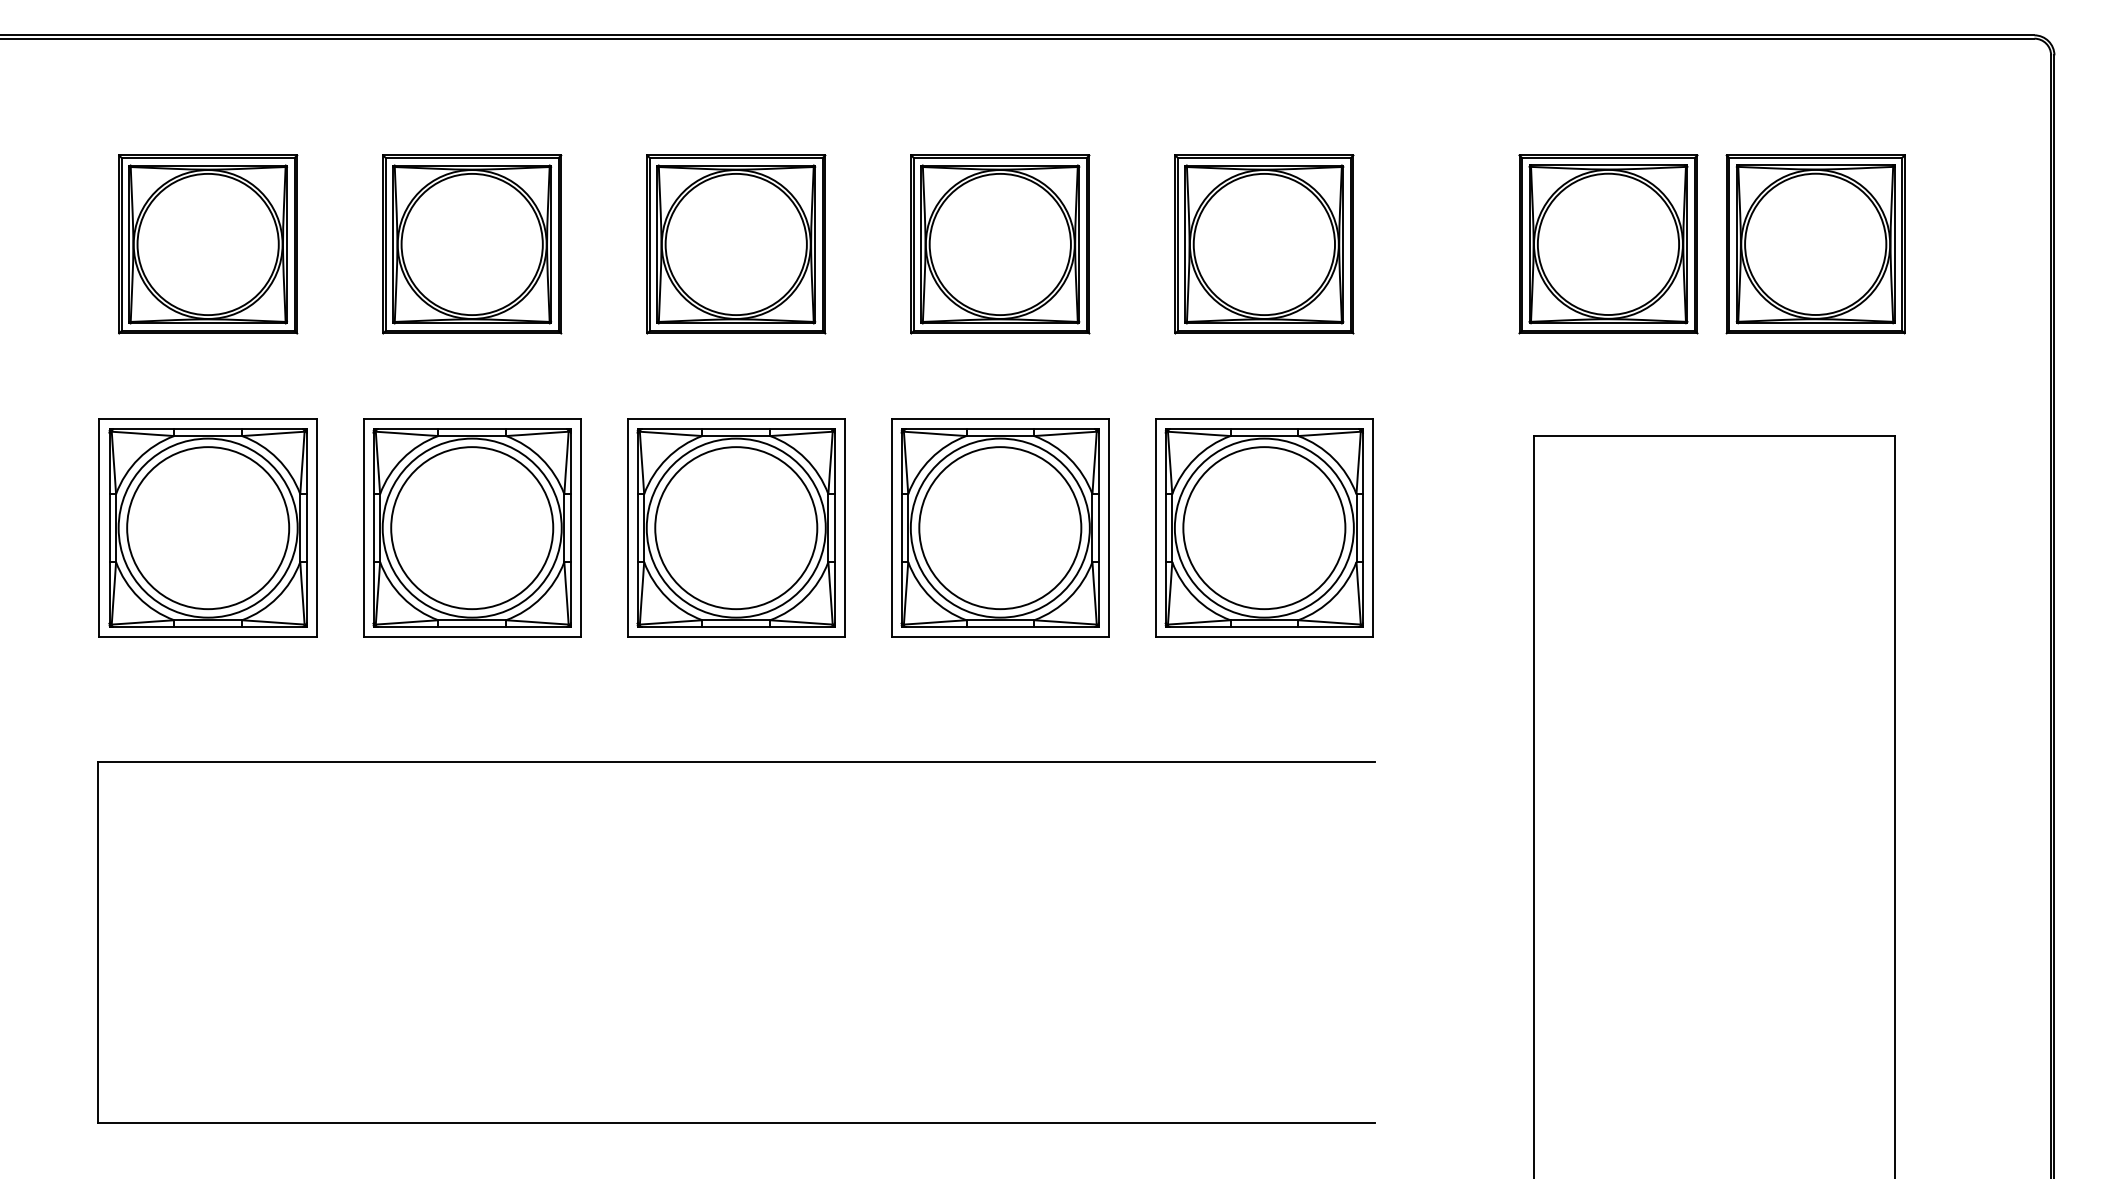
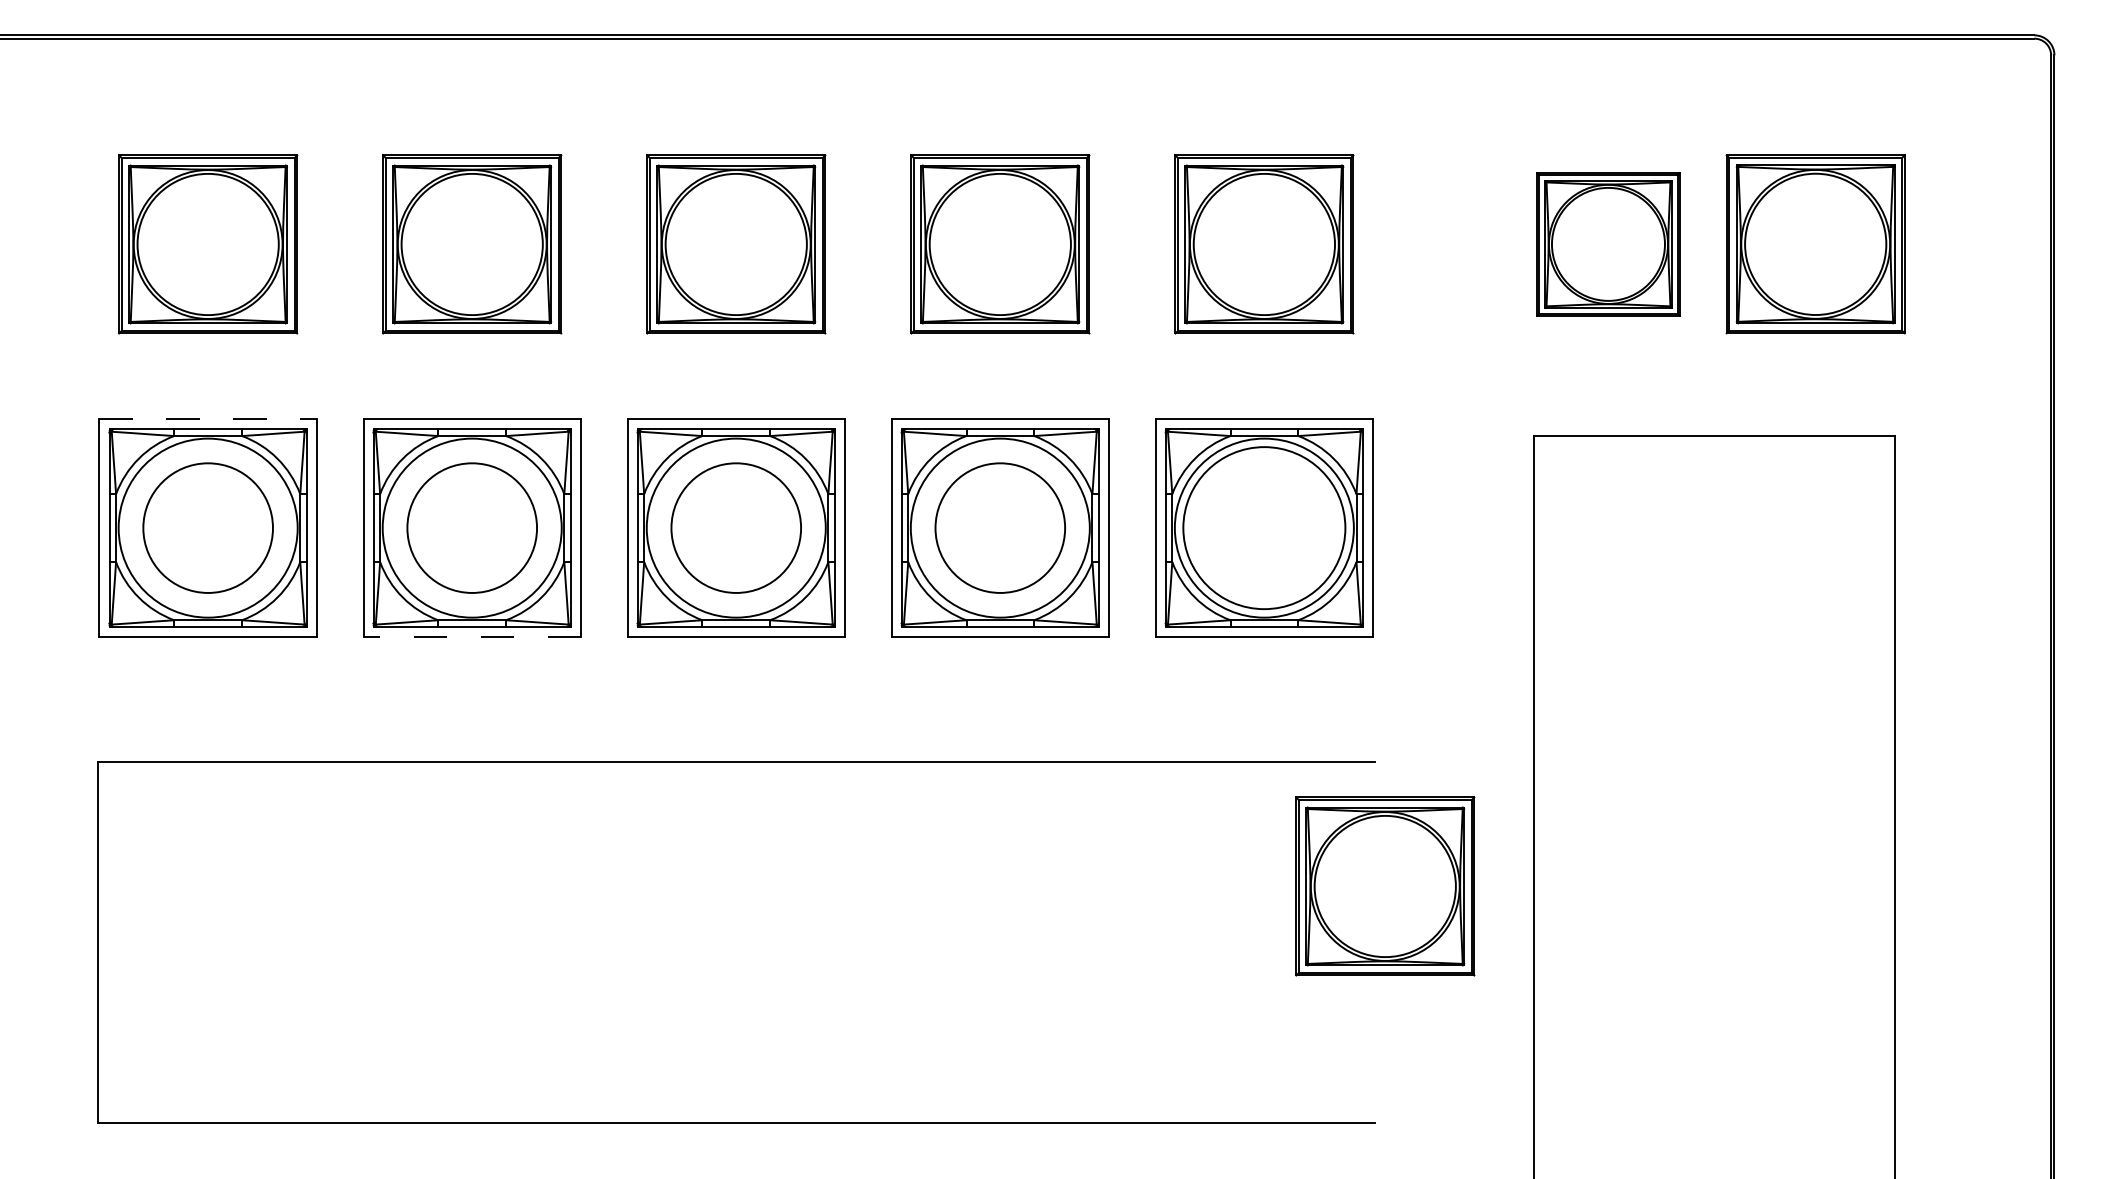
part size: 181x181 px -> 145x145 px (1608, 244)
line: solid -> dashed (208, 419)
circle diameter: 162 px -> 130 px (207, 527)
circle diameter: 162 px -> 130 px (472, 527)
circle diameter: 162 px -> 130 px (736, 527)
circle diameter: 162 px -> 130 px (1000, 527)
line: solid -> dashed (472, 636)
part: none -> present (1385, 886)
